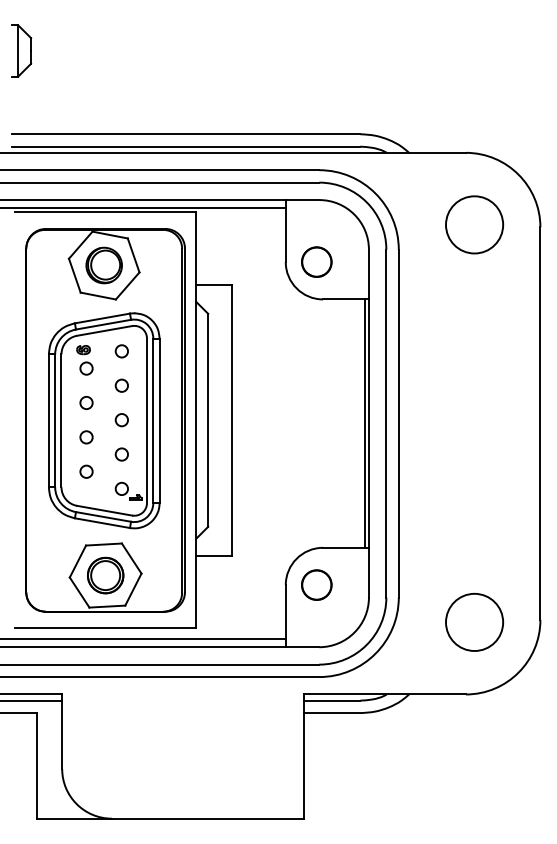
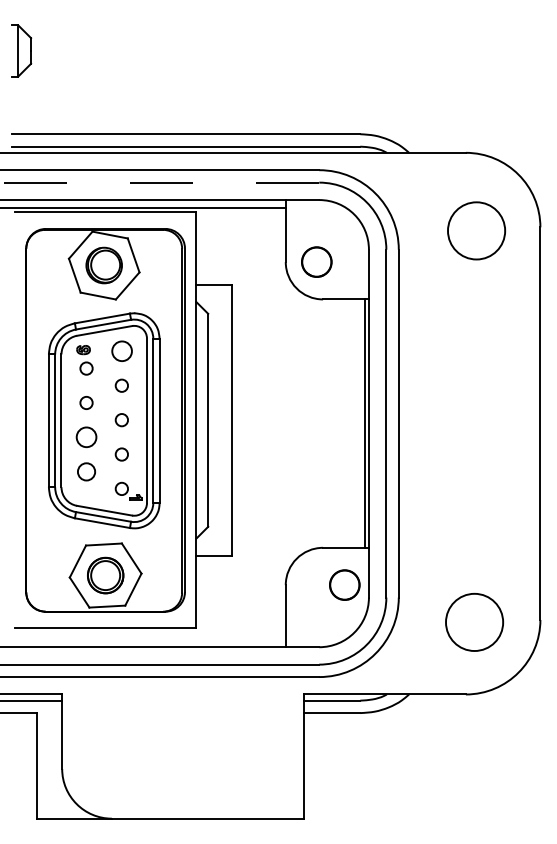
line: solid -> dashed (159, 182)
circle position: (474, 224) -> (476, 230) (476, 230)
circle size: 15x15 px -> 22x22 px (121, 350)
circle size: 15x15 px -> 23x23 px (86, 437)
circle size: 15x15 px -> 19x20 px (86, 471)
circle position: (316, 584) -> (344, 584) (344, 584)
line: present -> none (143, 639)
